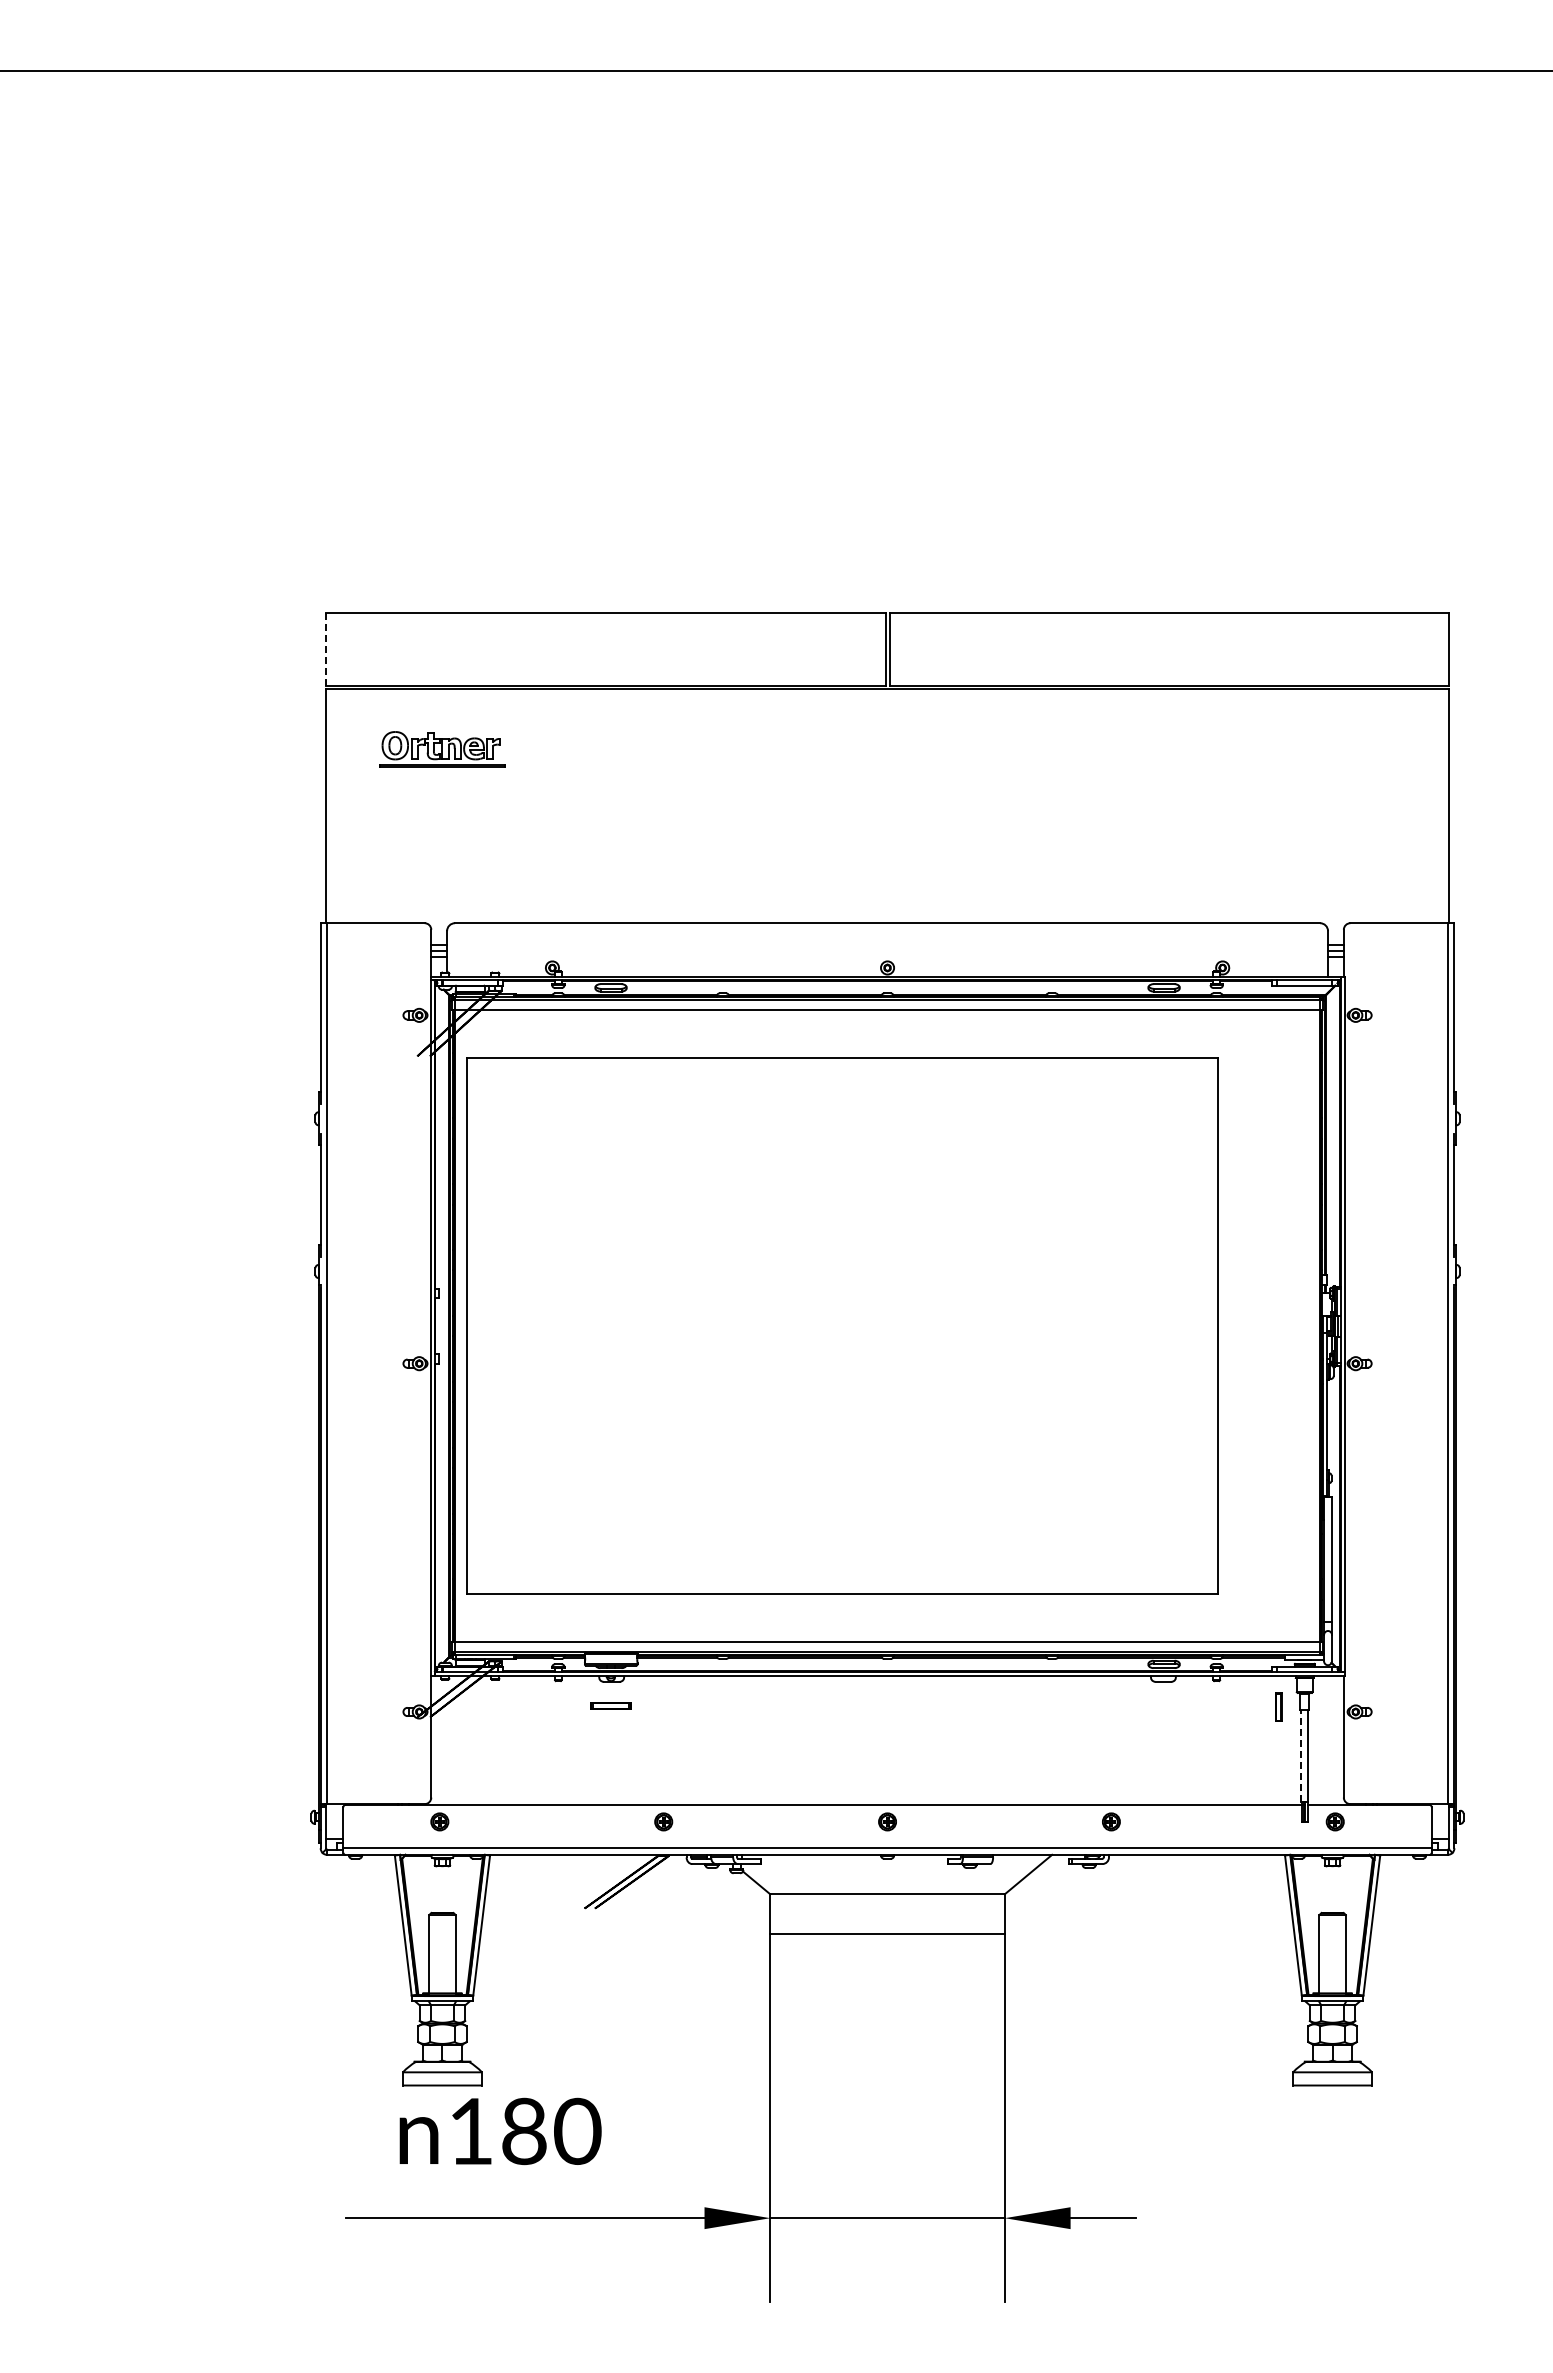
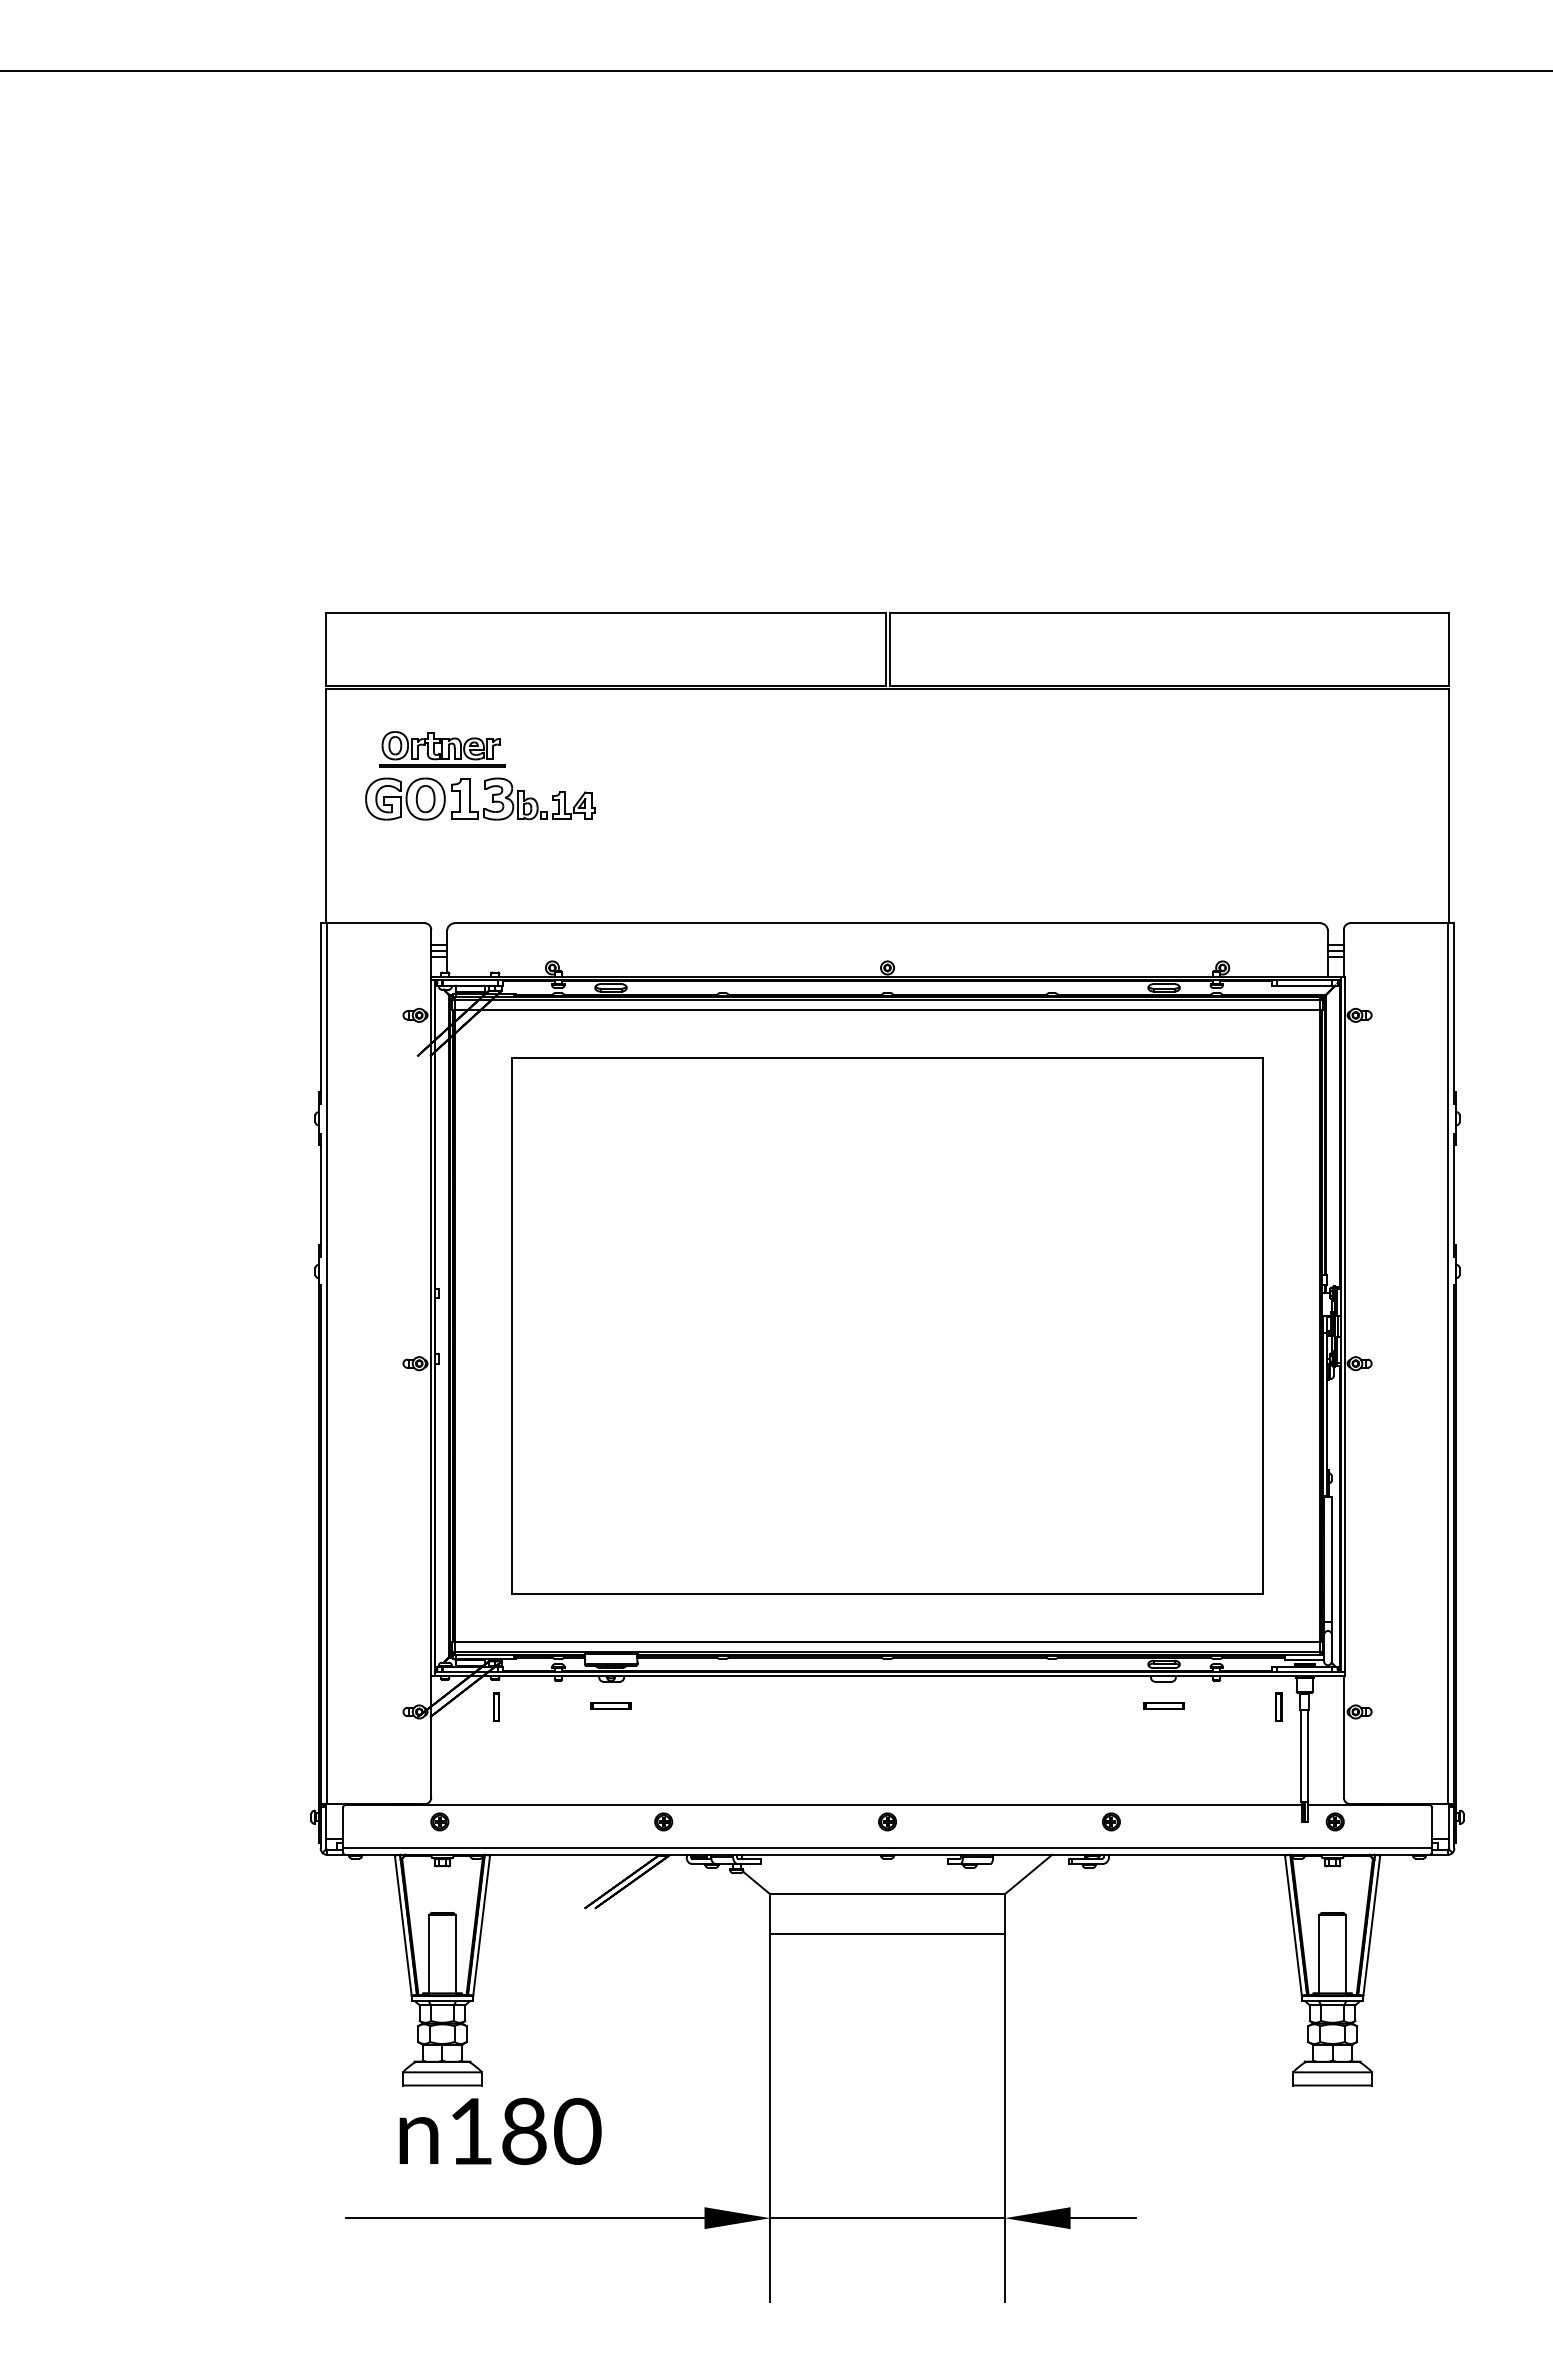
line: dashed -> solid (325, 648)
part: none -> present (484, 789)
part position: (842, 1325) -> (887, 1325) (887, 1325)
part: none -> present (1163, 1705)
part: none -> present (496, 1706)
line: dashed -> solid (1301, 1755)
